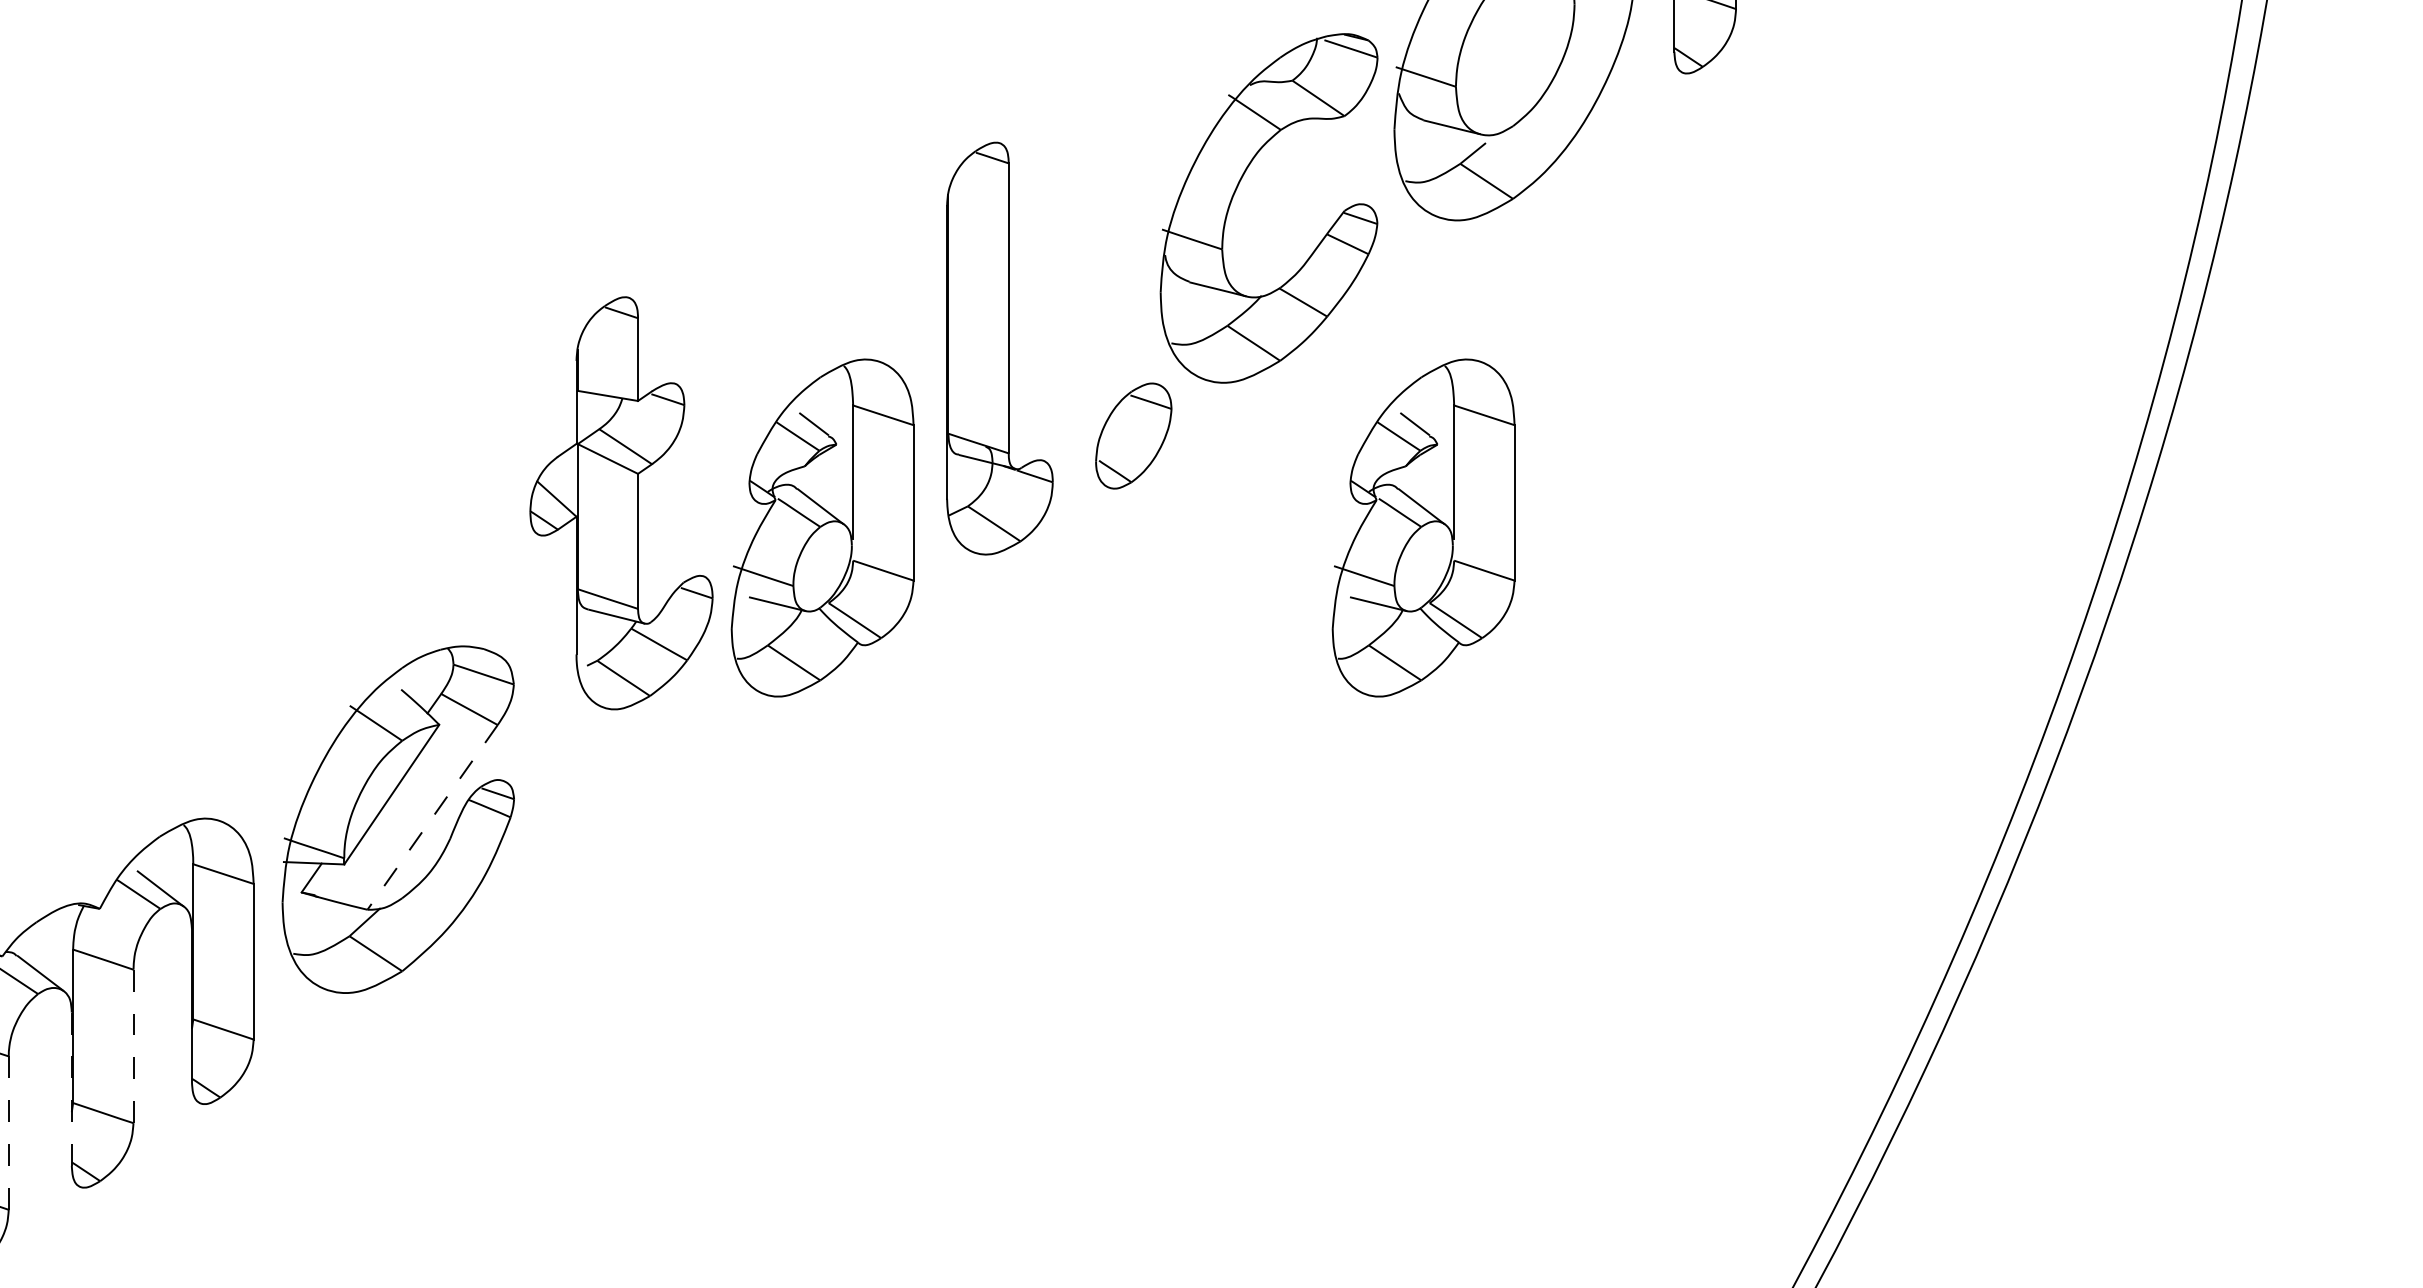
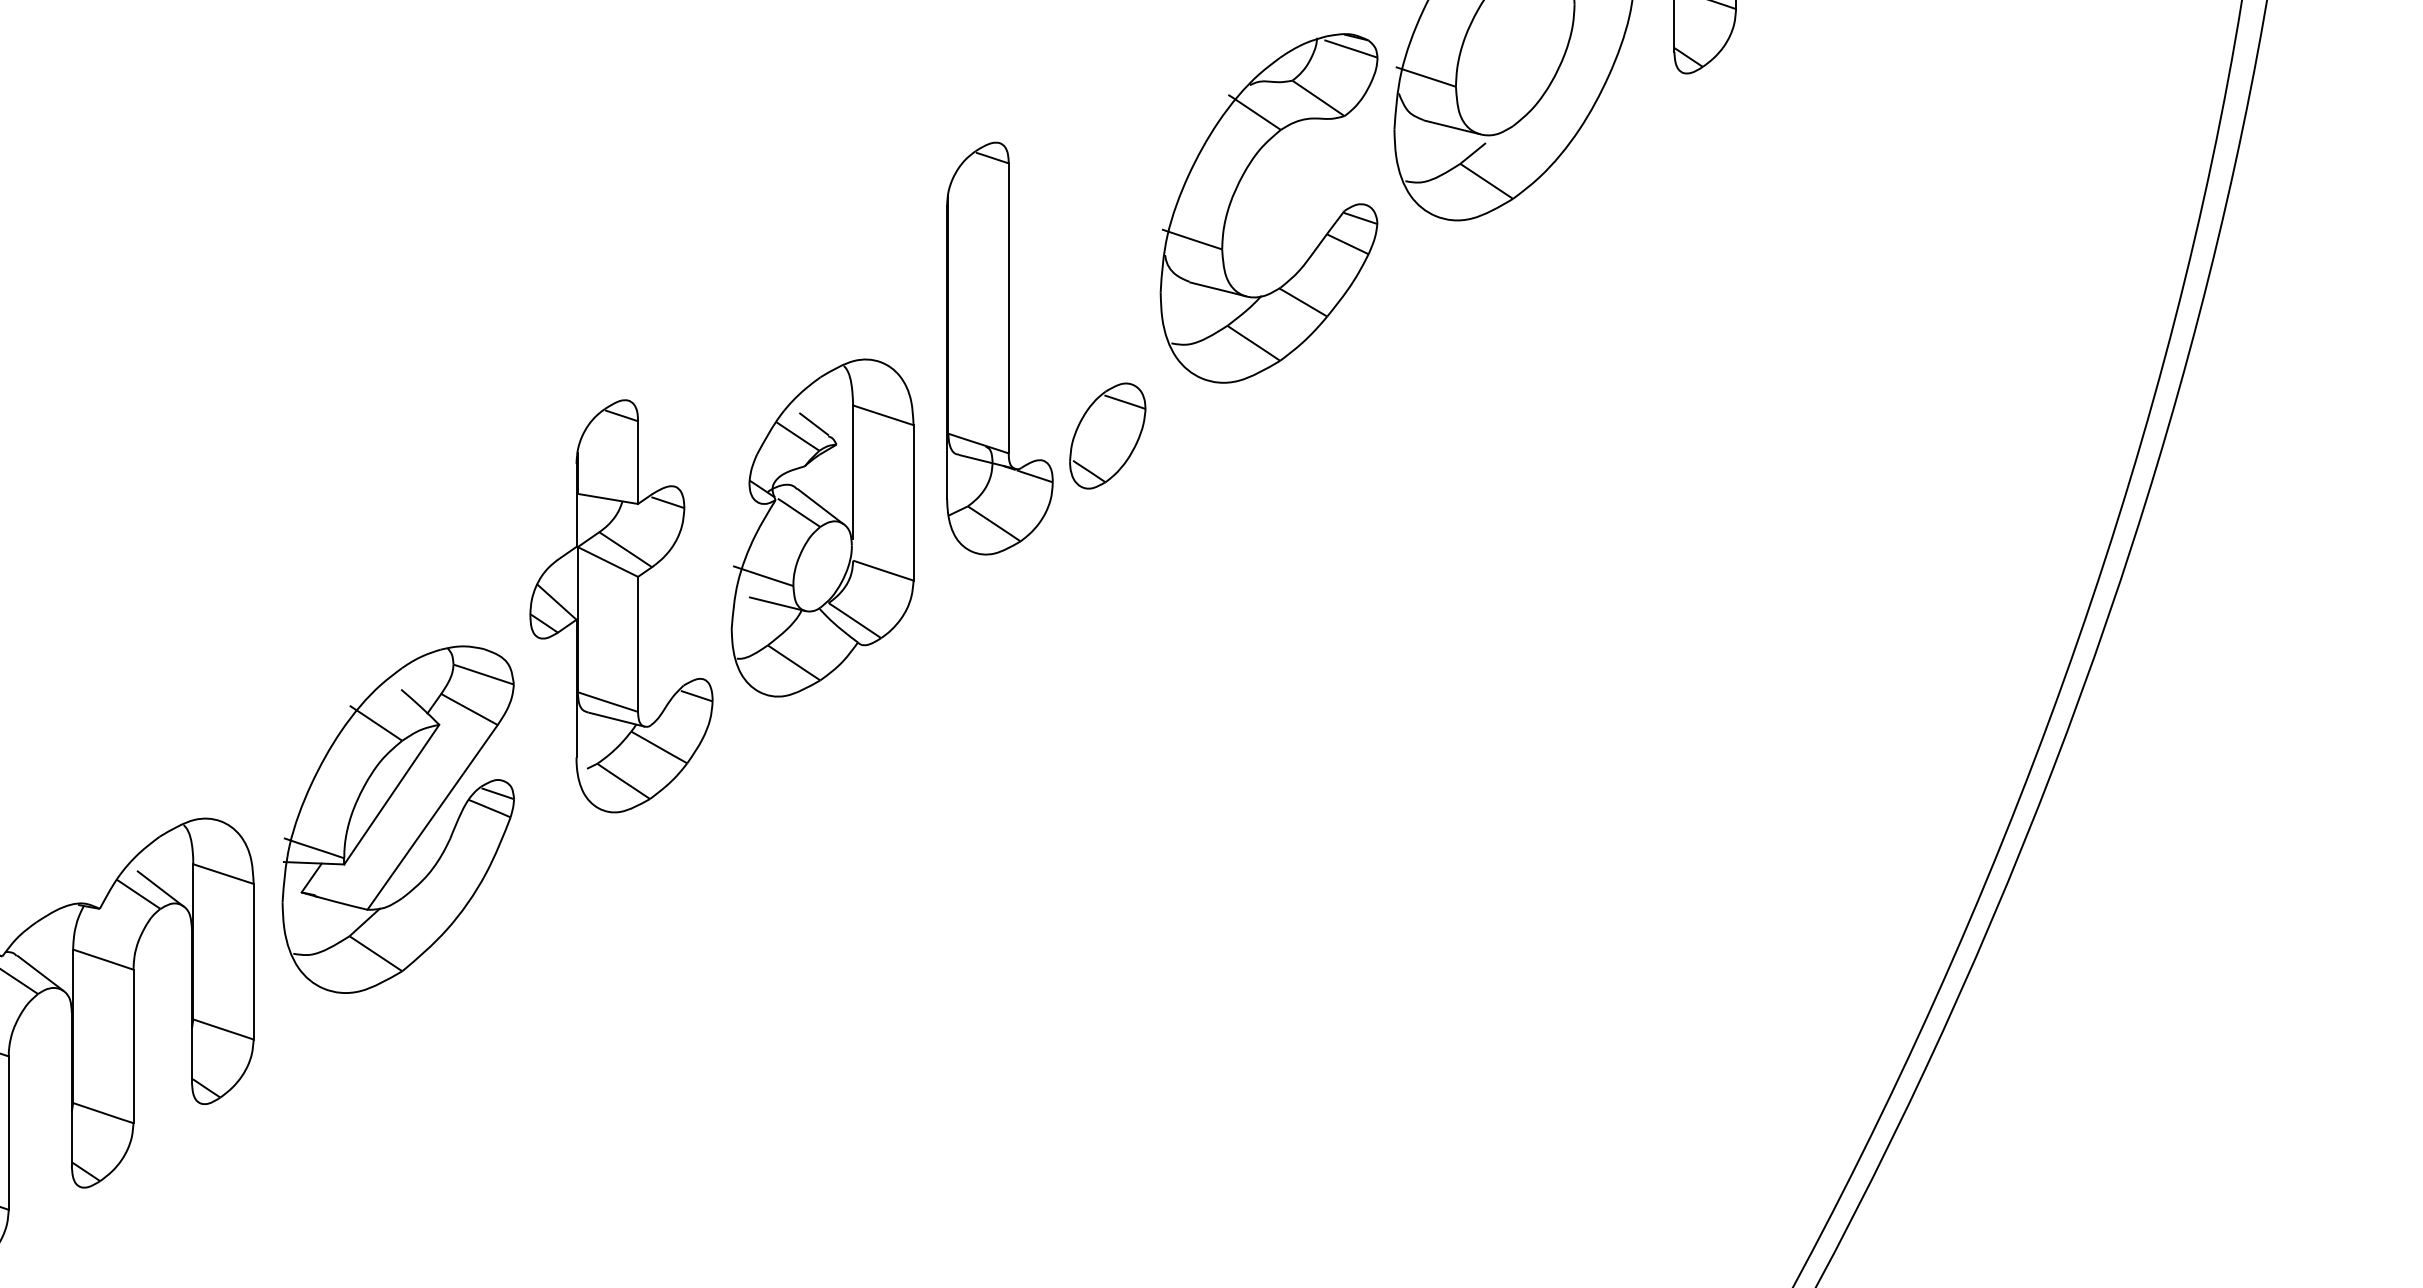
part position: (1133, 435) -> (1107, 435) (1107, 435)
part position: (621, 503) -> (621, 606) (621, 606)
part: present -> none (1423, 527)
line: dashed -> solid (432, 817)
line: dashed -> solid (133, 1046)
line: dashed -> solid (71, 1089)
line: dashed -> solid (8, 1133)
